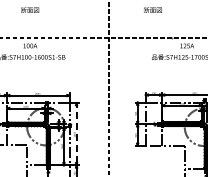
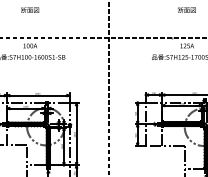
text position: (152, 9) -> (186, 9) (186, 9)
line: dashed -> solid (76, 134)
